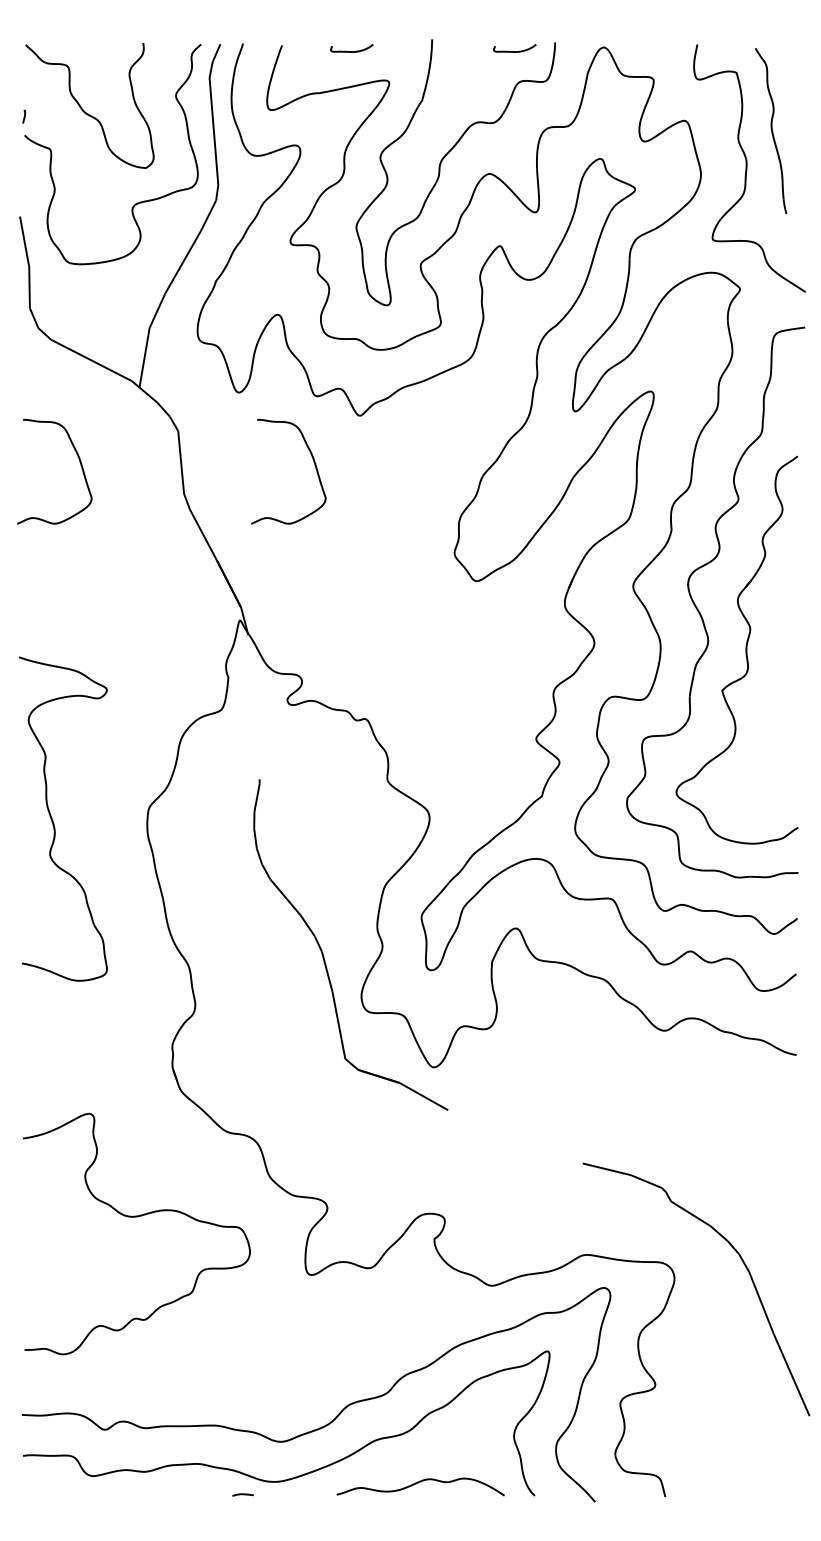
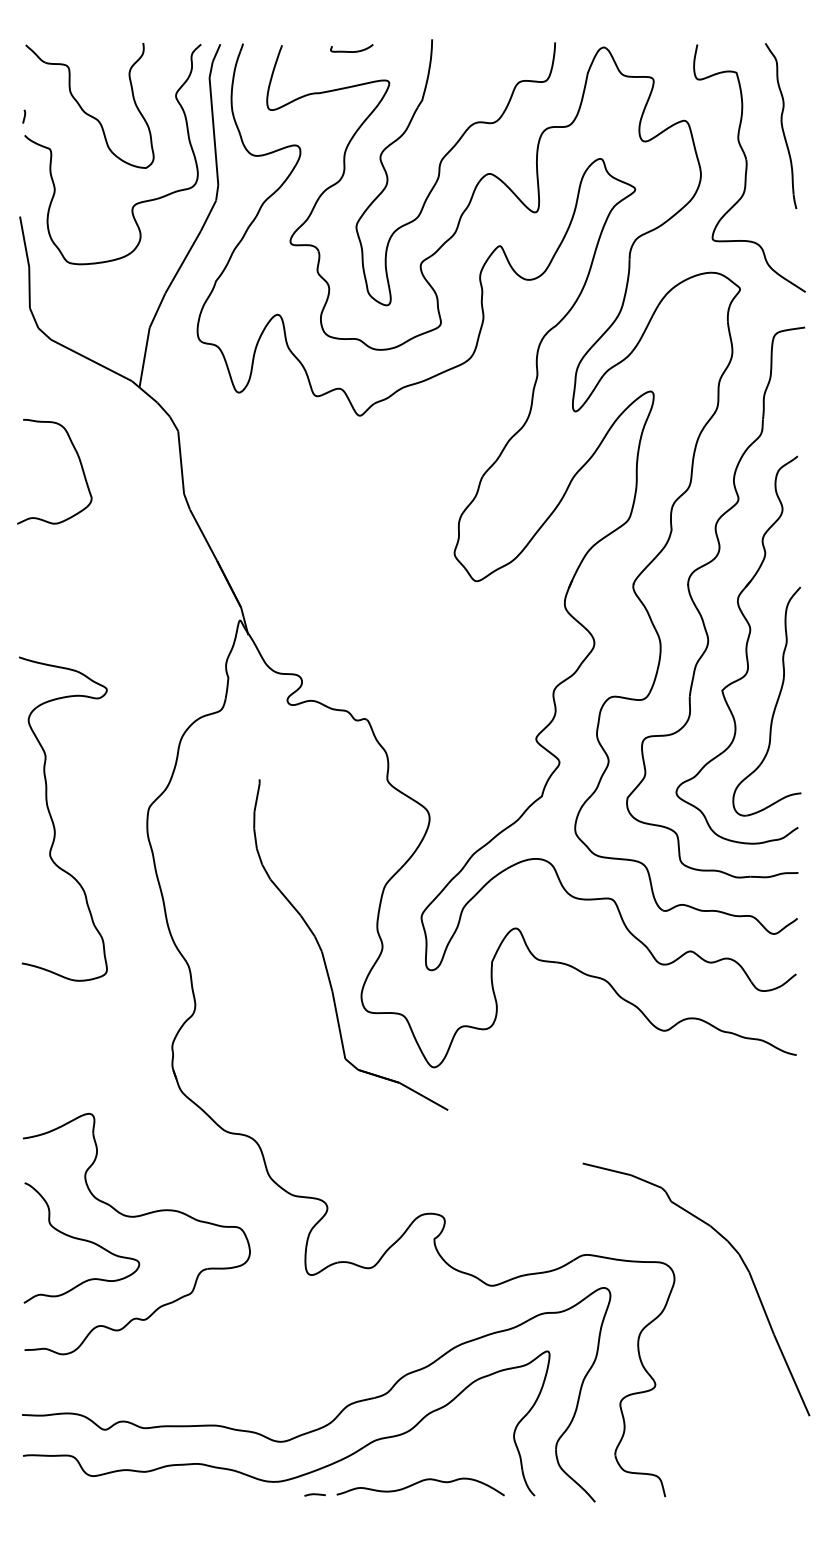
curve: present -> none (514, 51)
part position: (771, 131) -> (781, 126) (781, 126)
curve: present -> none (313, 462)
part: none -> present (775, 703)
part: none -> present (81, 1242)
line position: (242, 1494) -> (314, 1494) (314, 1494)
